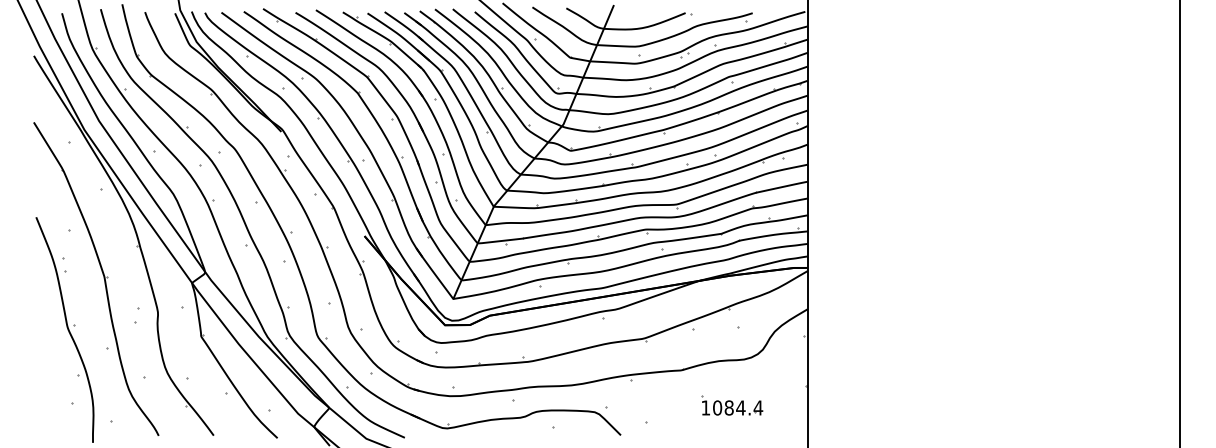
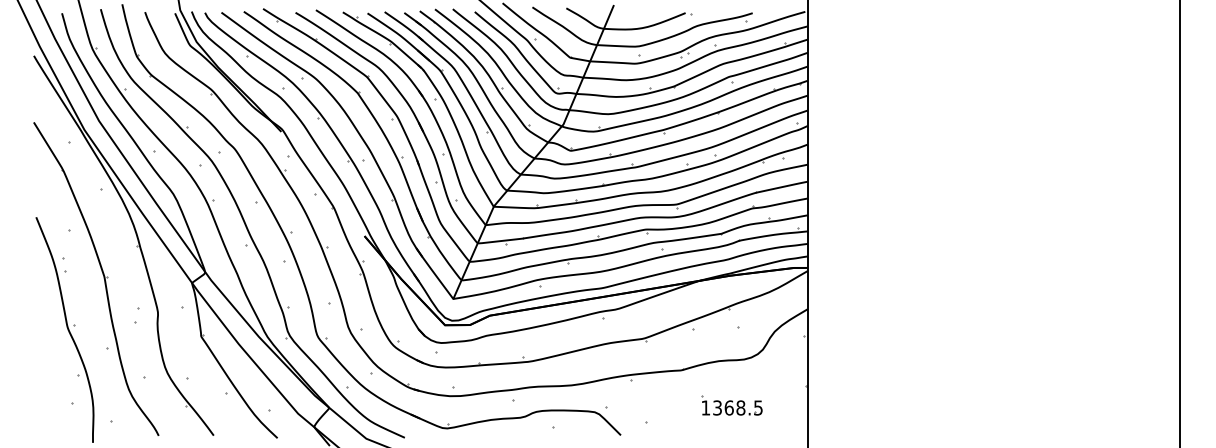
text: 1084.4 -> 1368.5 (738, 407)
